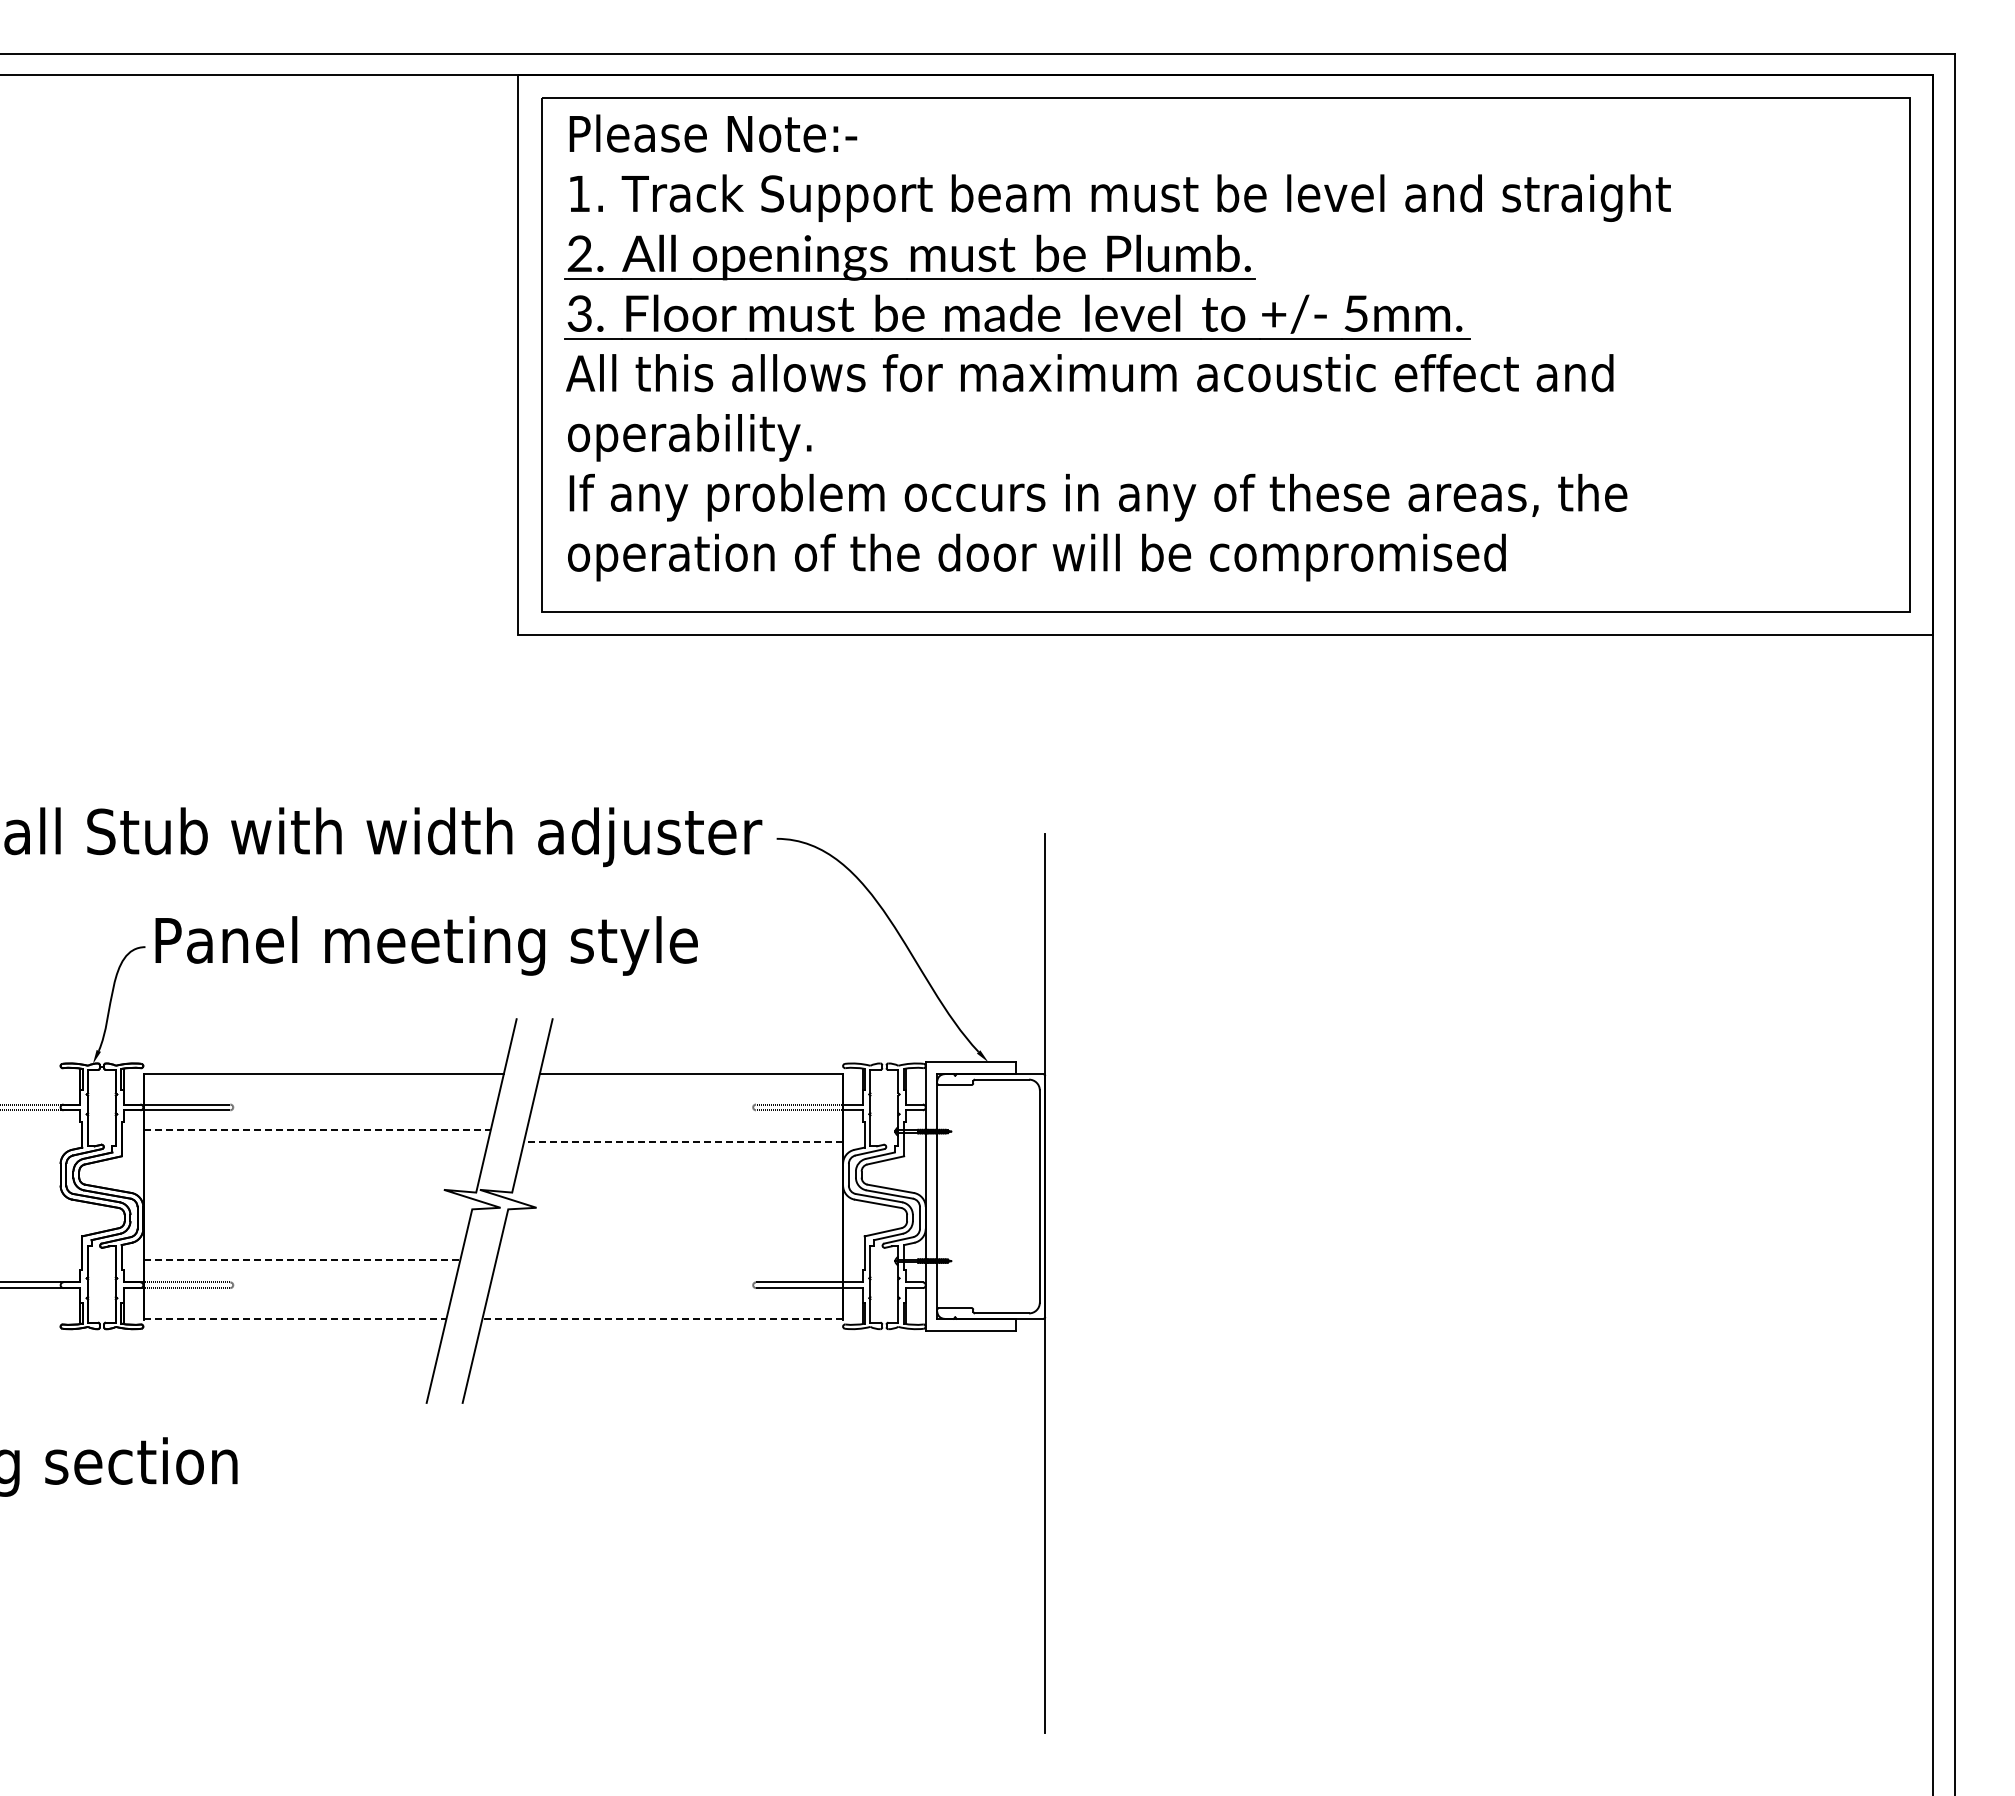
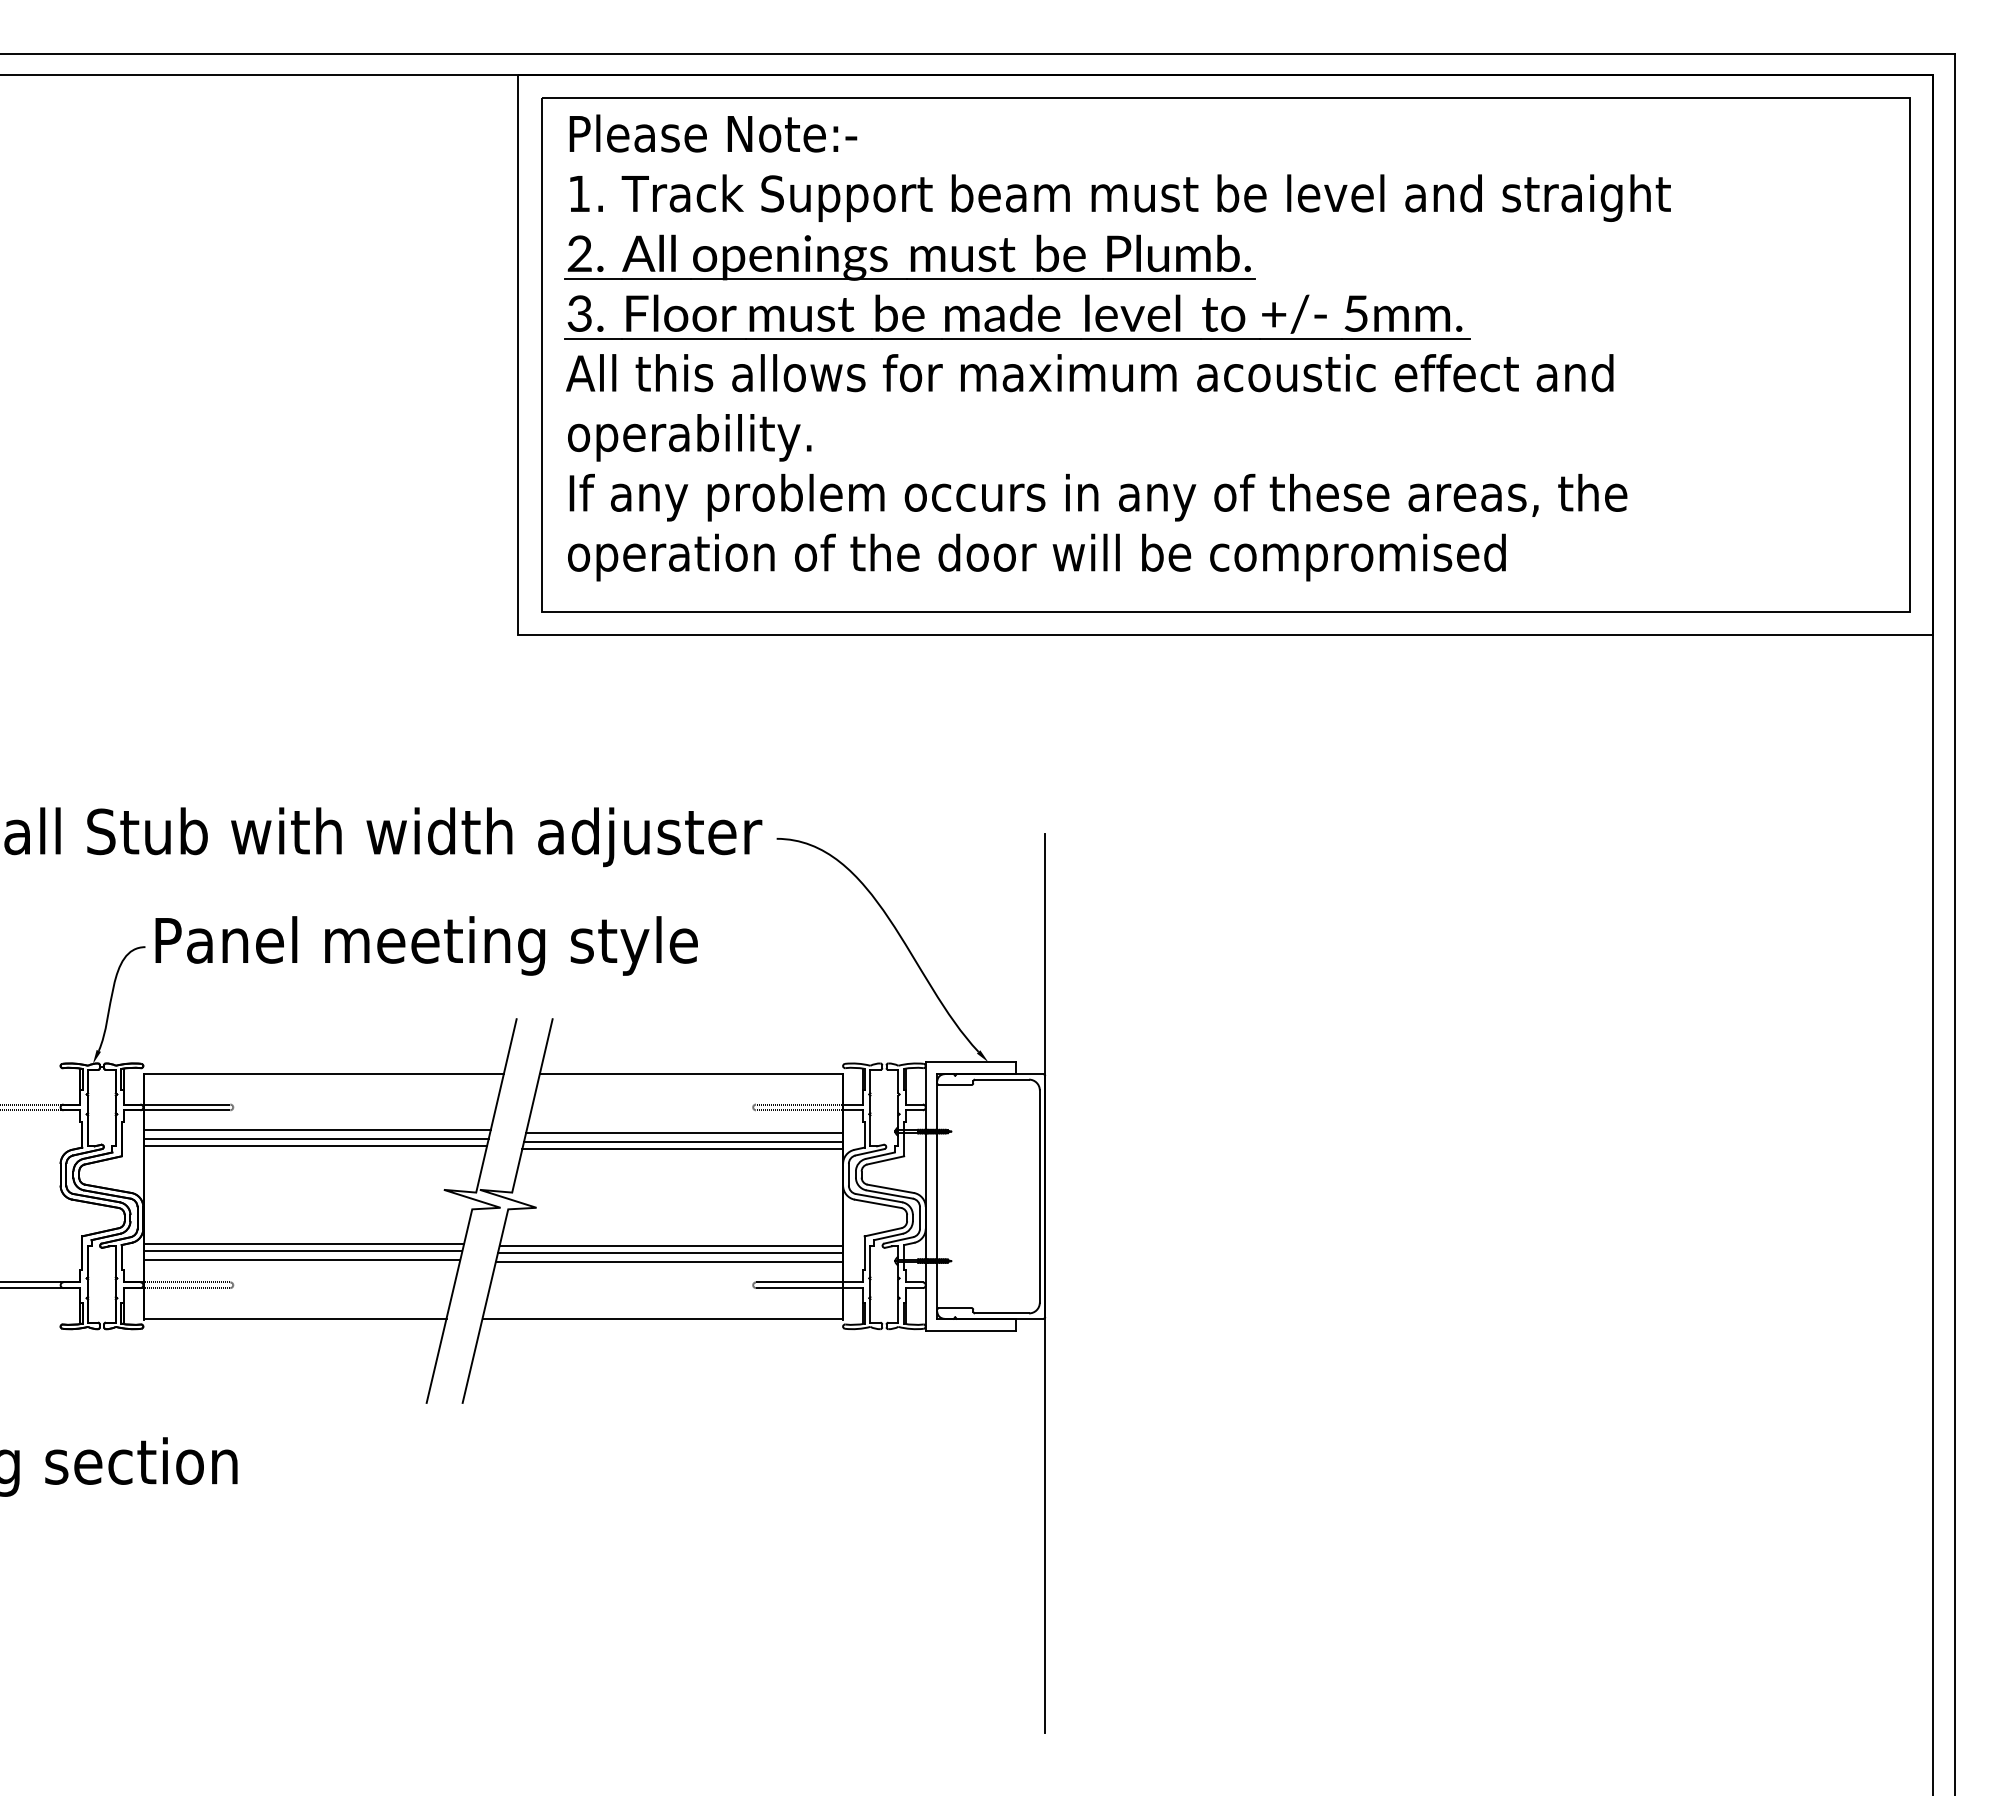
line: dashed -> solid (317, 1130)
line: none -> present (684, 1132)
line: none -> present (315, 1139)
line: dashed -> solid (682, 1141)
line: none -> present (314, 1146)
line: none -> present (682, 1149)
line: none -> present (303, 1243)
line: none -> present (670, 1246)
line: none -> present (302, 1250)
line: none -> present (669, 1253)
line: dashed -> solid (302, 1259)
line: none -> present (668, 1262)
line: dashed -> solid (295, 1318)
line: dashed -> solid (662, 1318)
